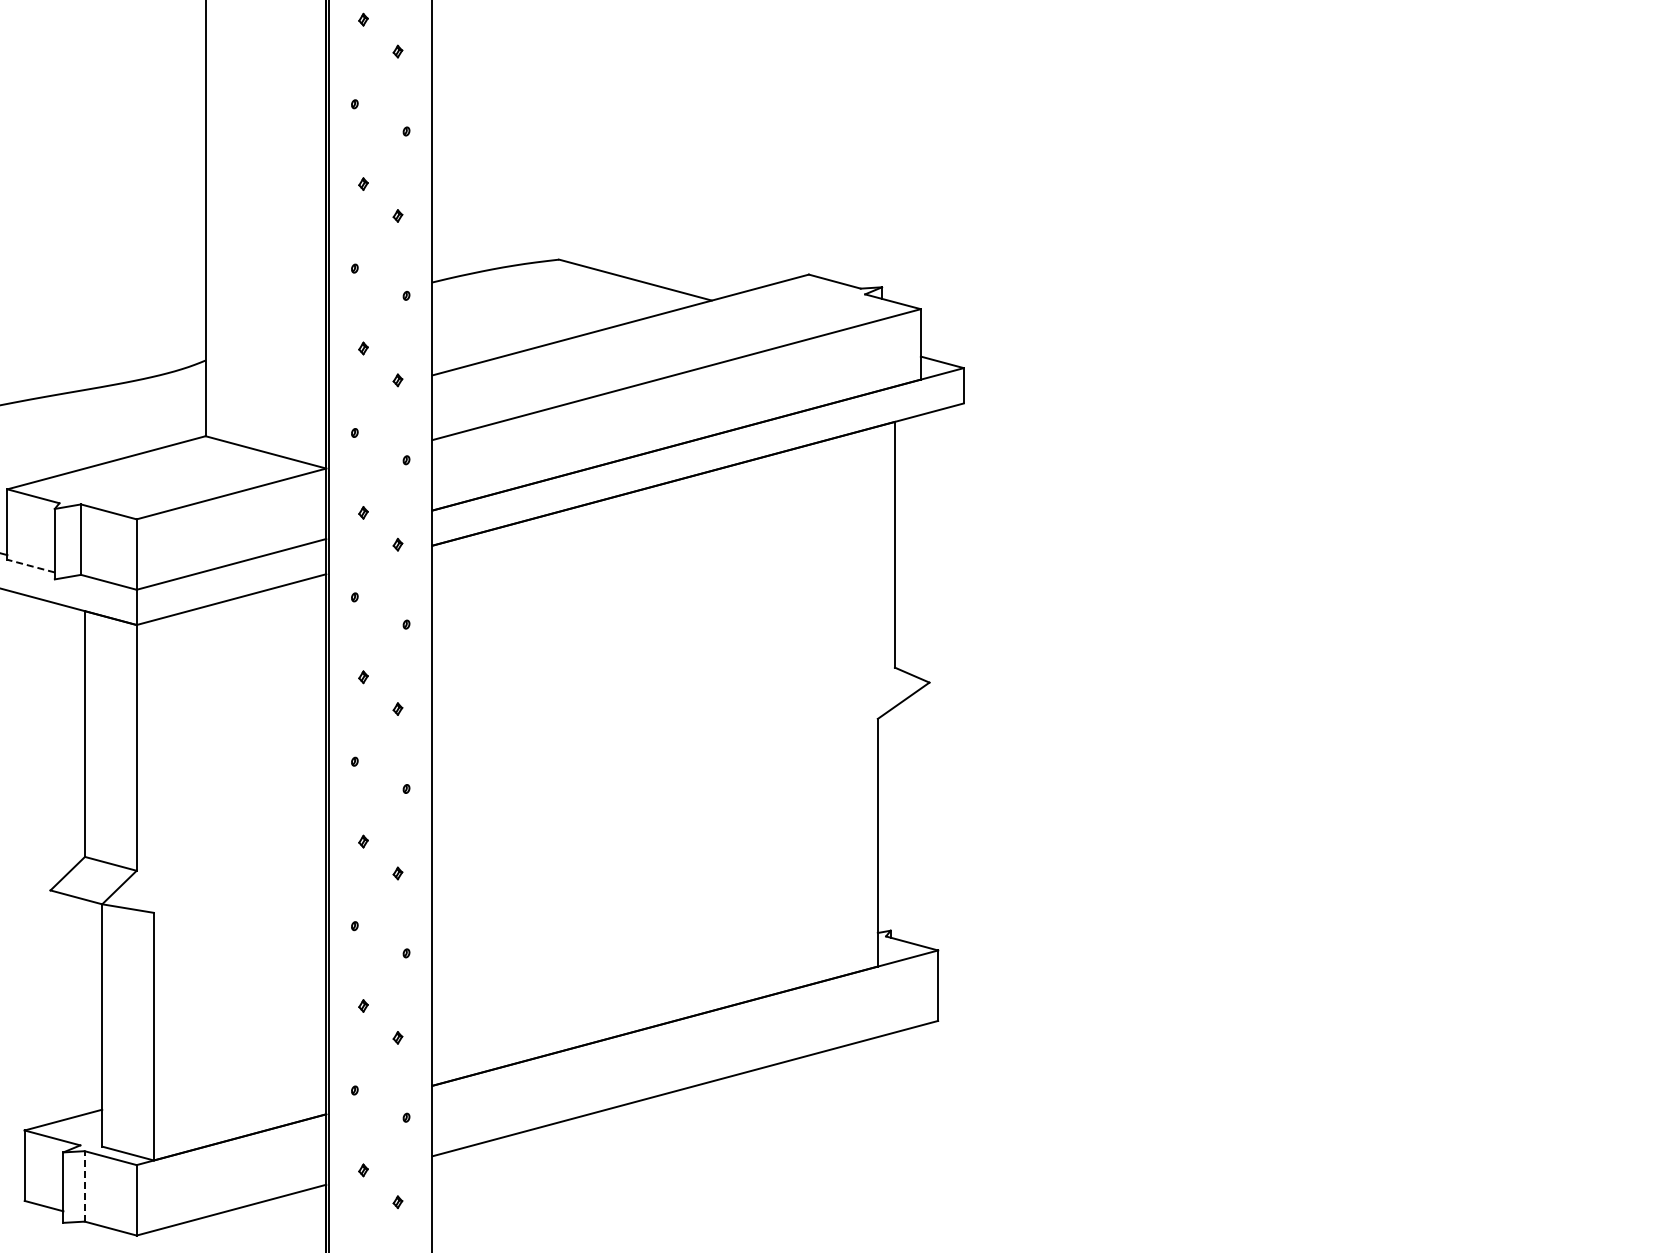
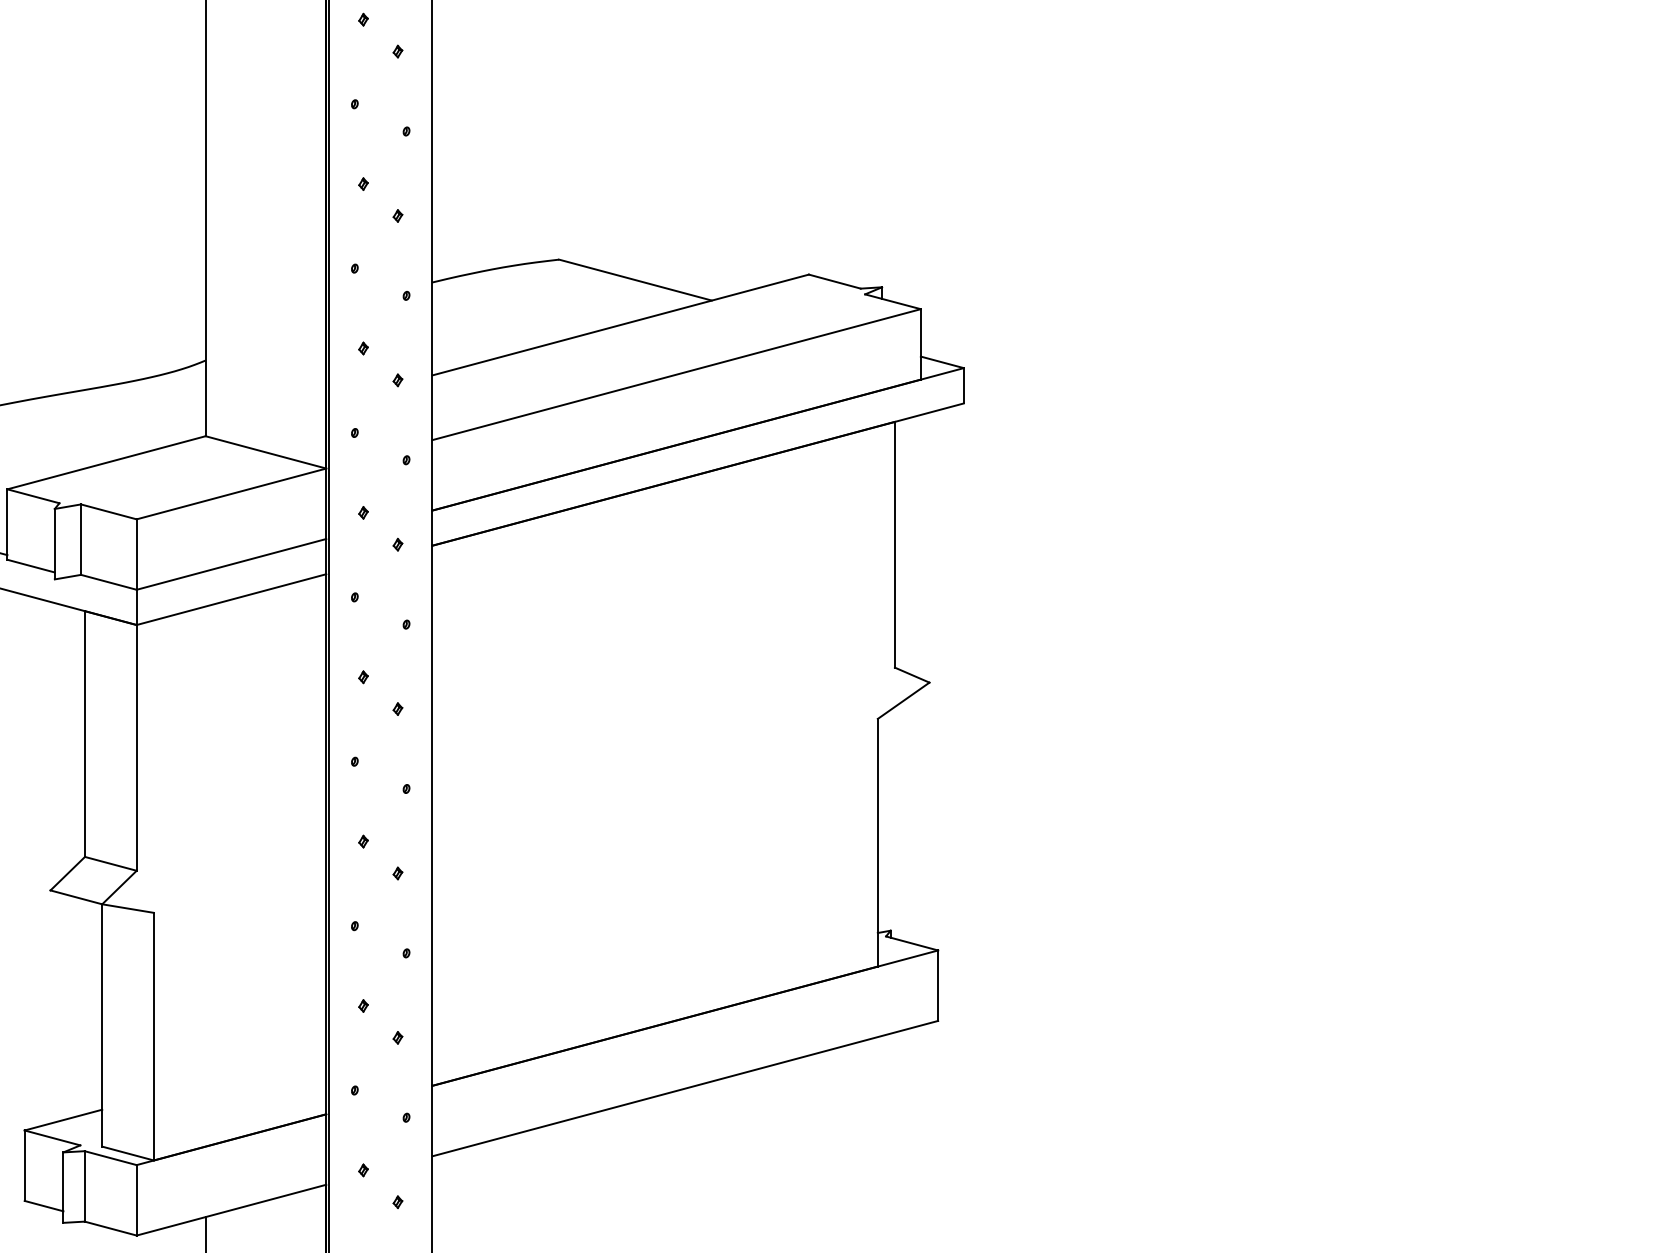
line: dashed -> solid (31, 566)
line: dashed -> solid (84, 1185)
line: none -> present (205, 1233)
